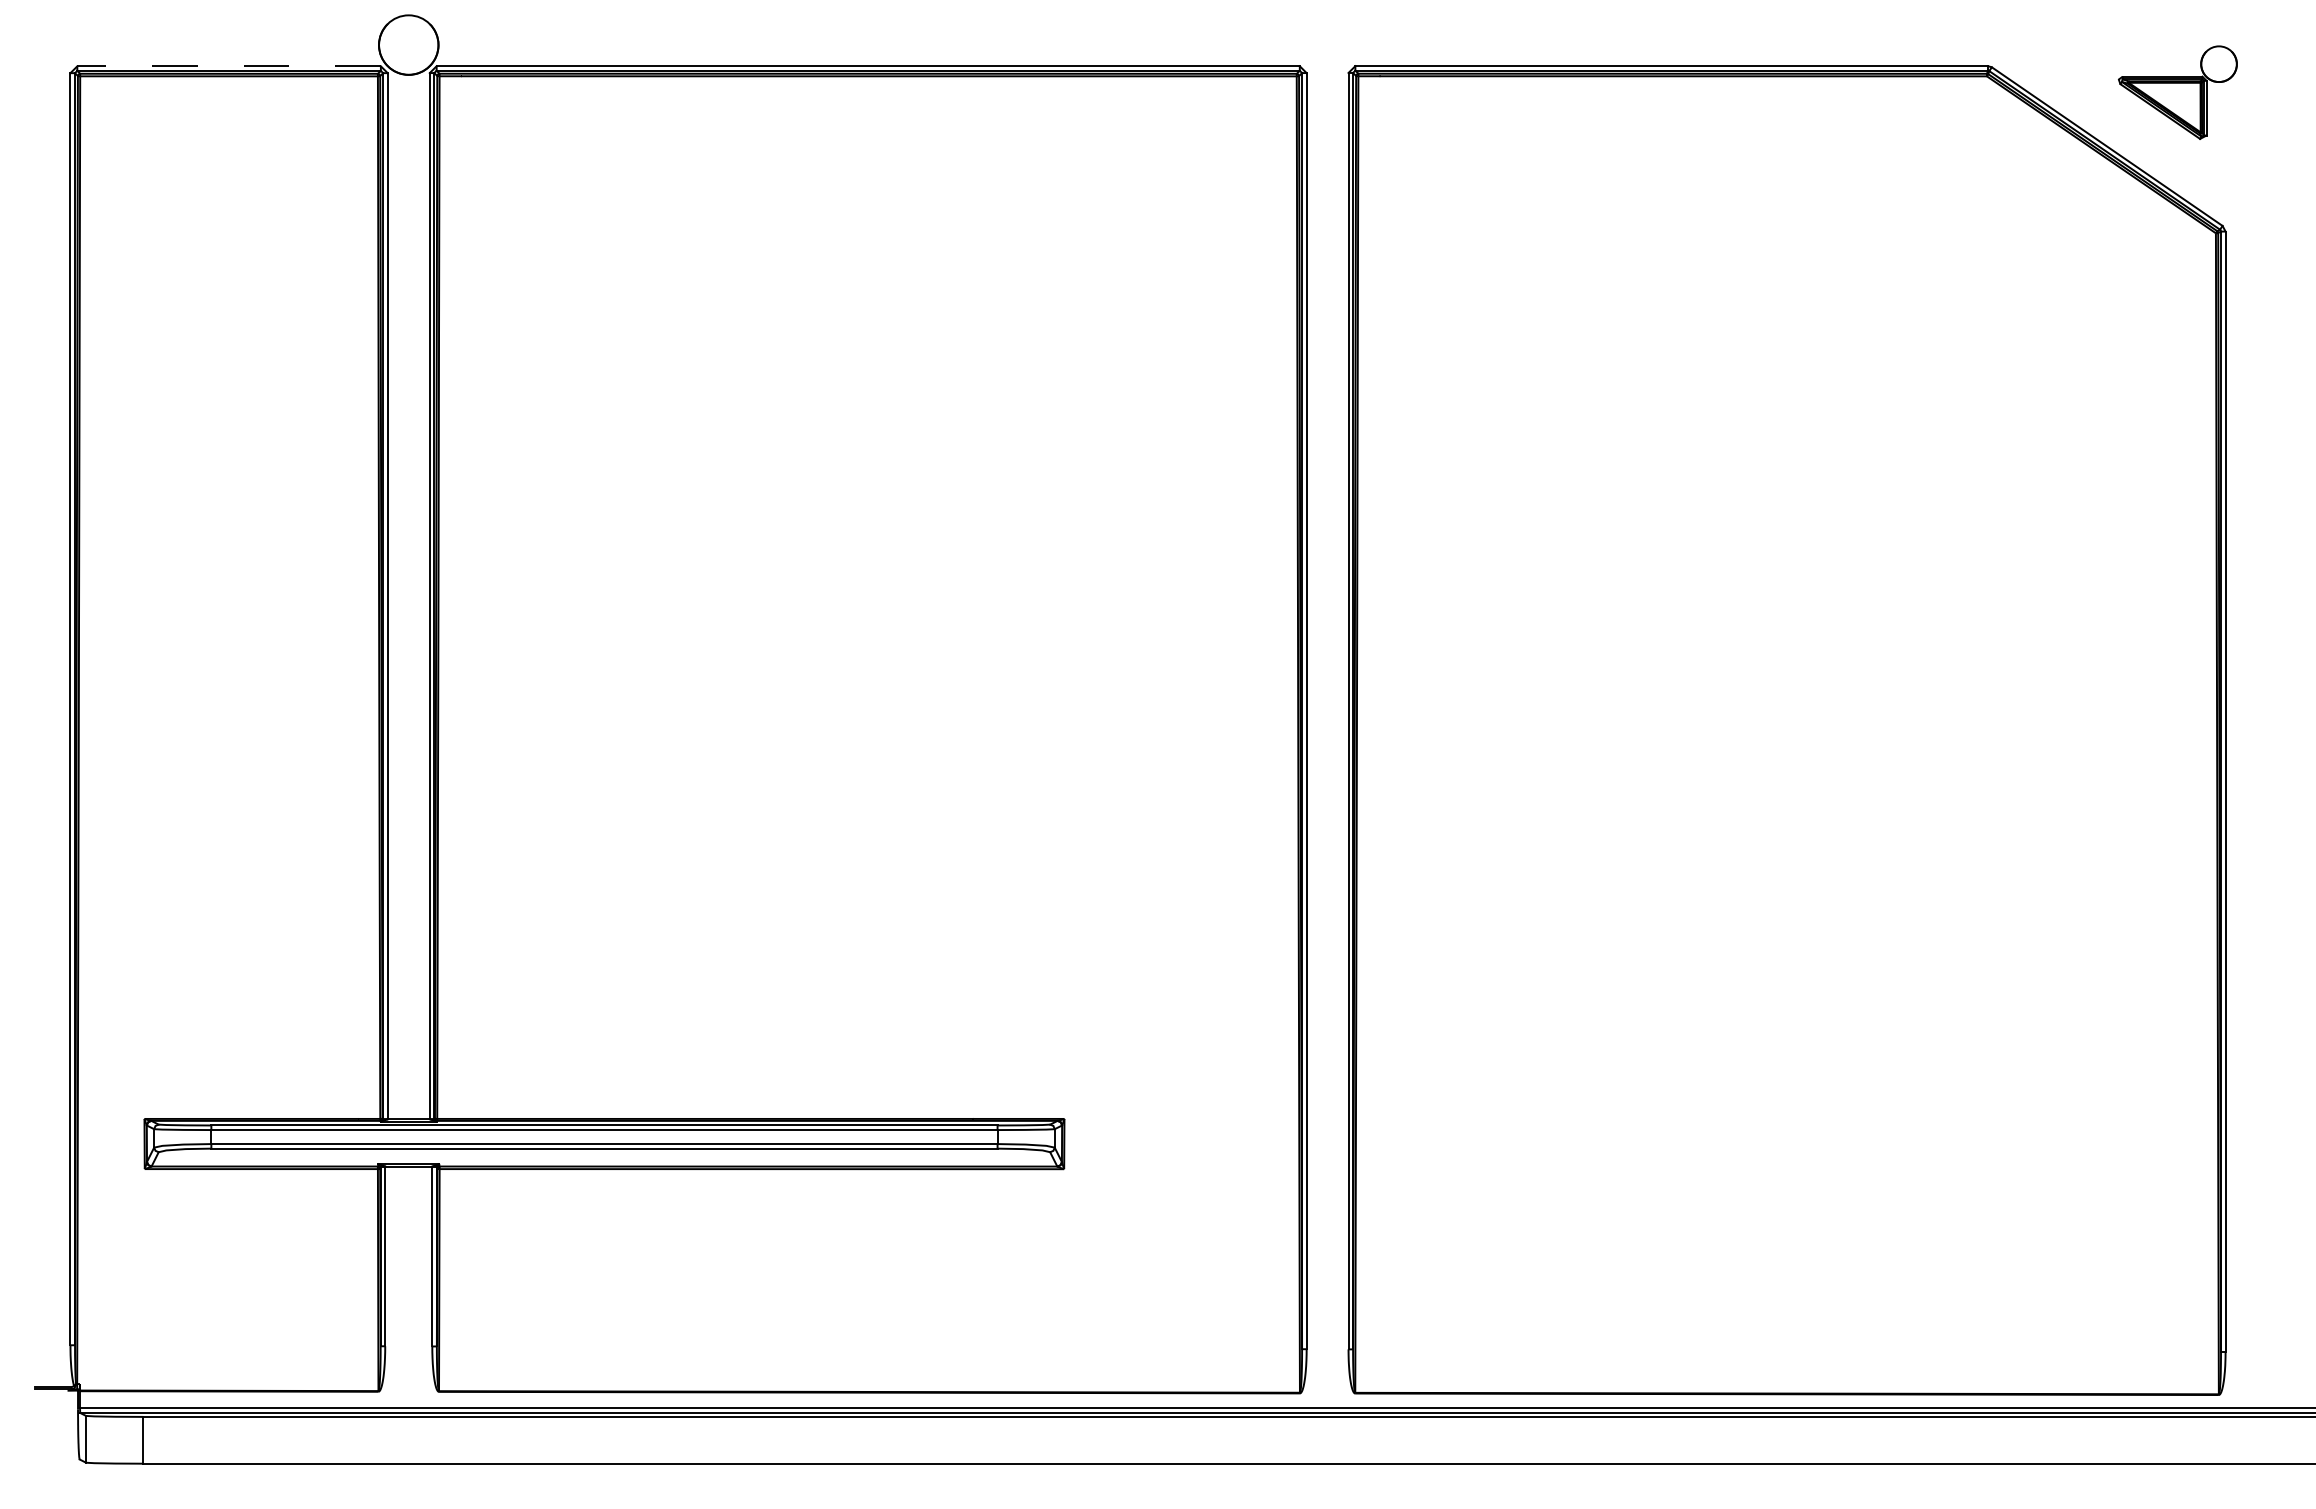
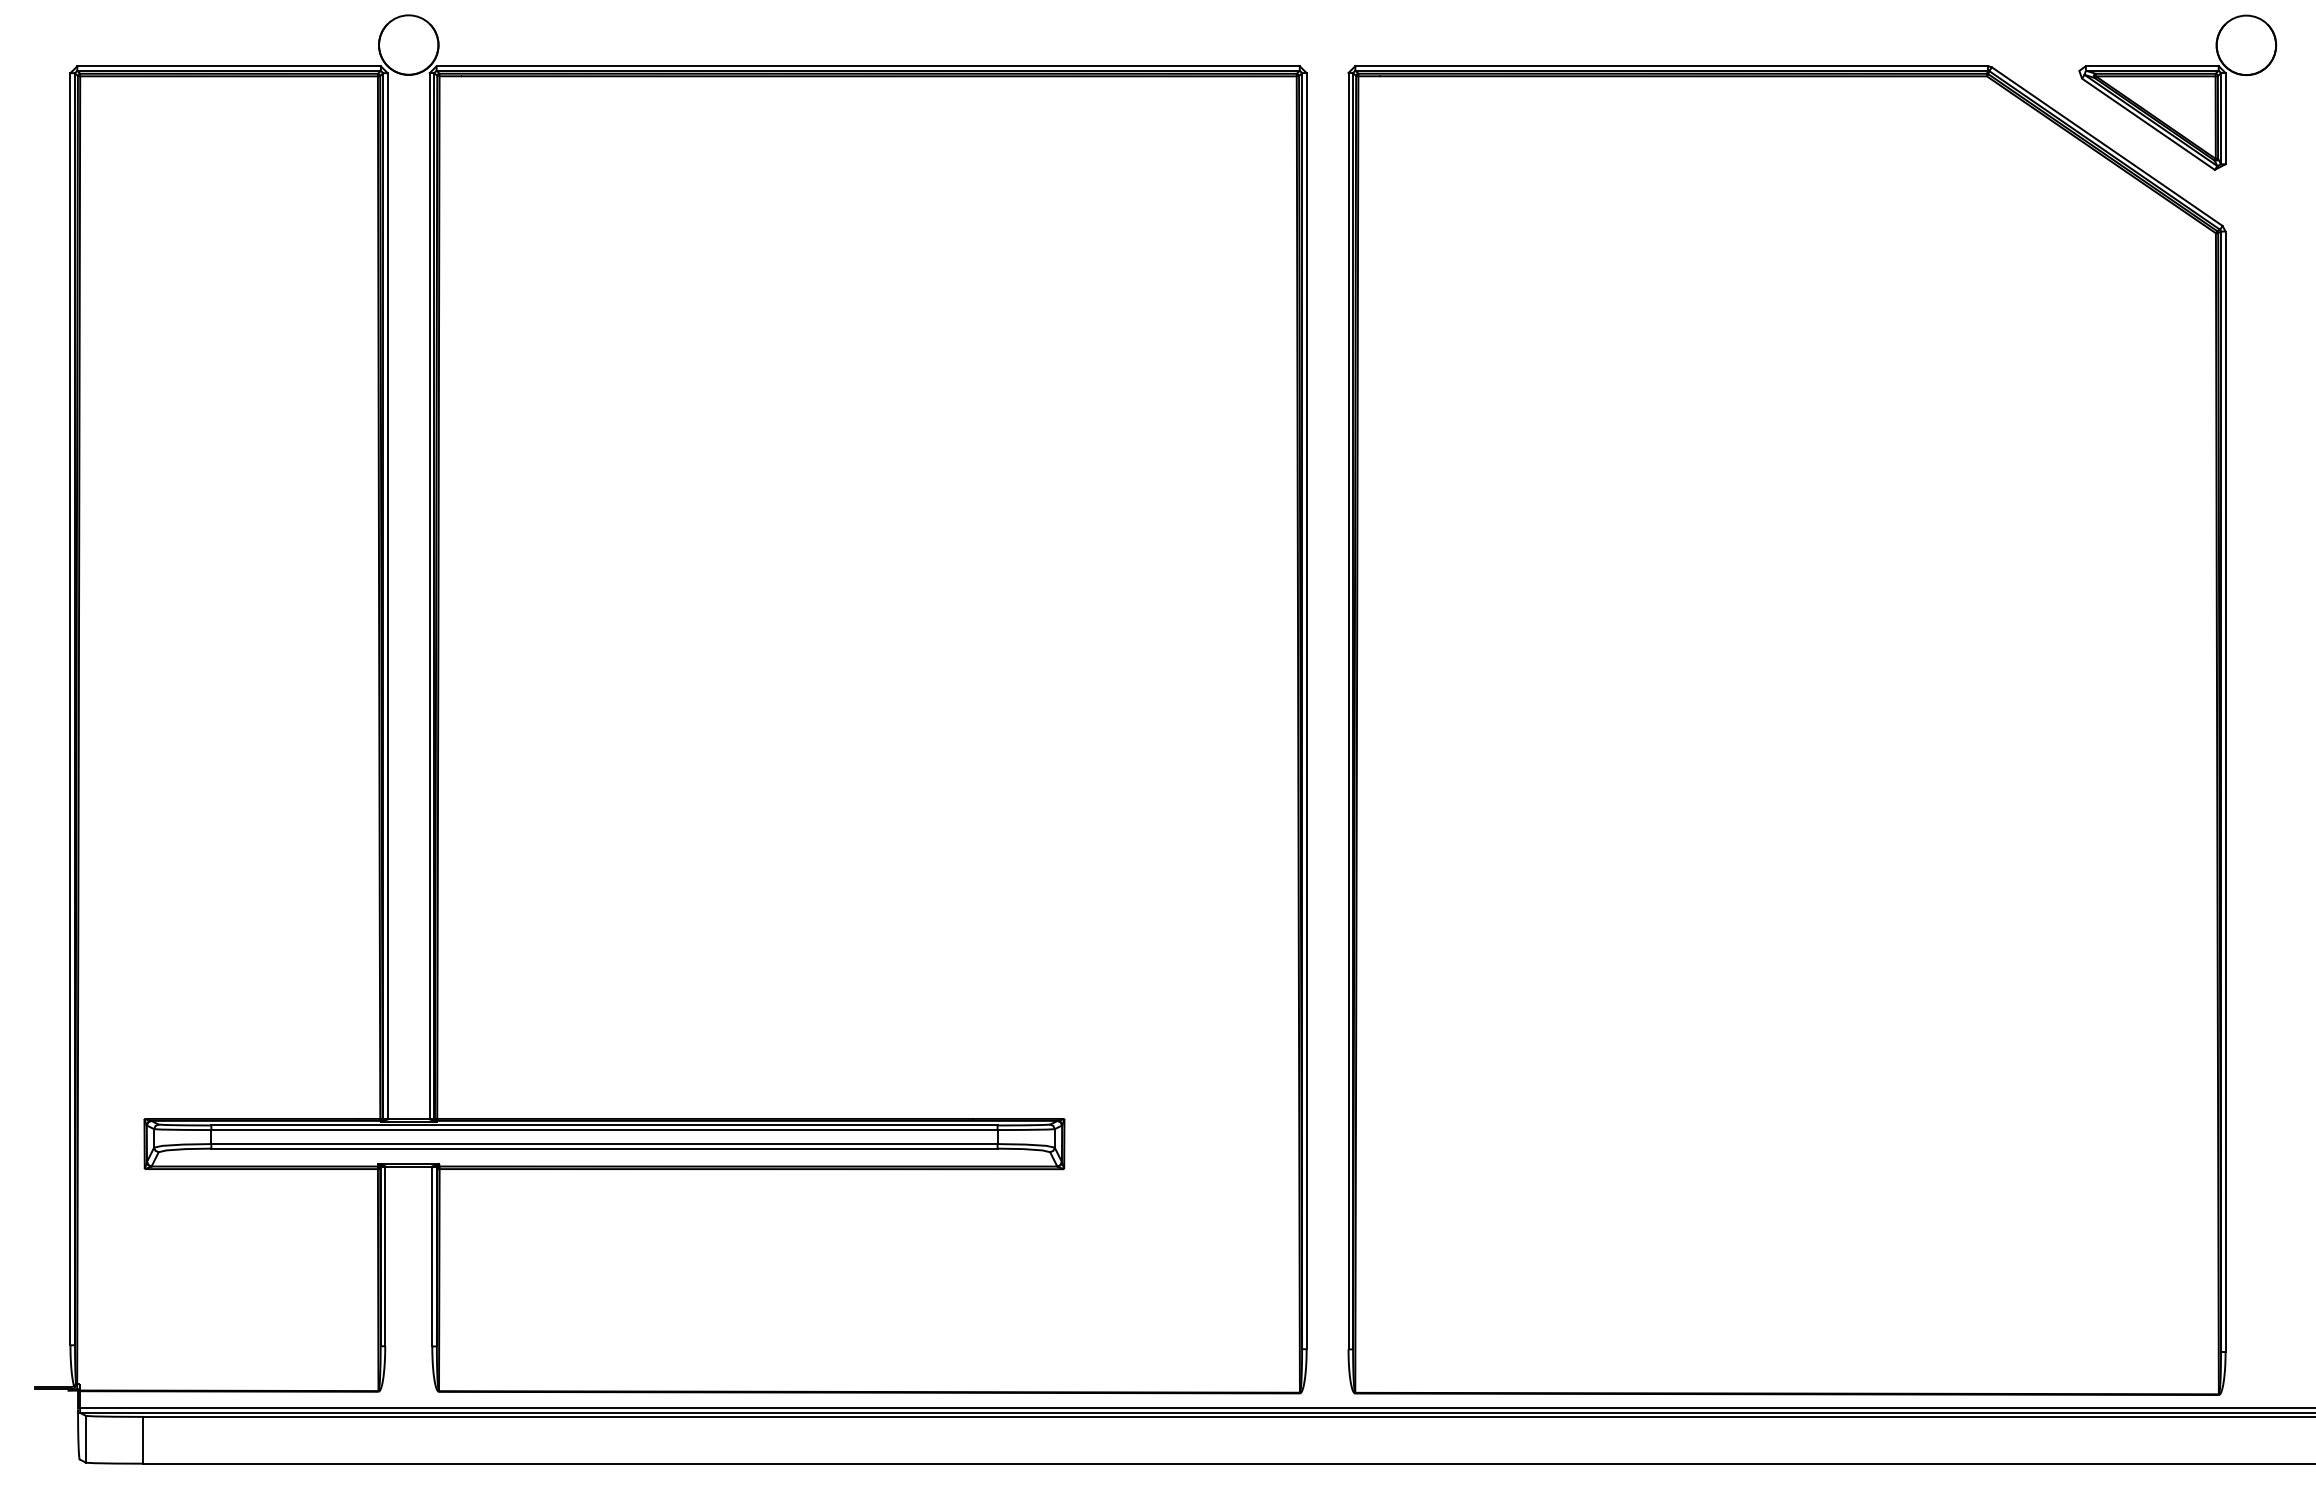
line: dashed -> solid (229, 66)
part size: 120x95 px -> 200x157 px (2177, 92)
